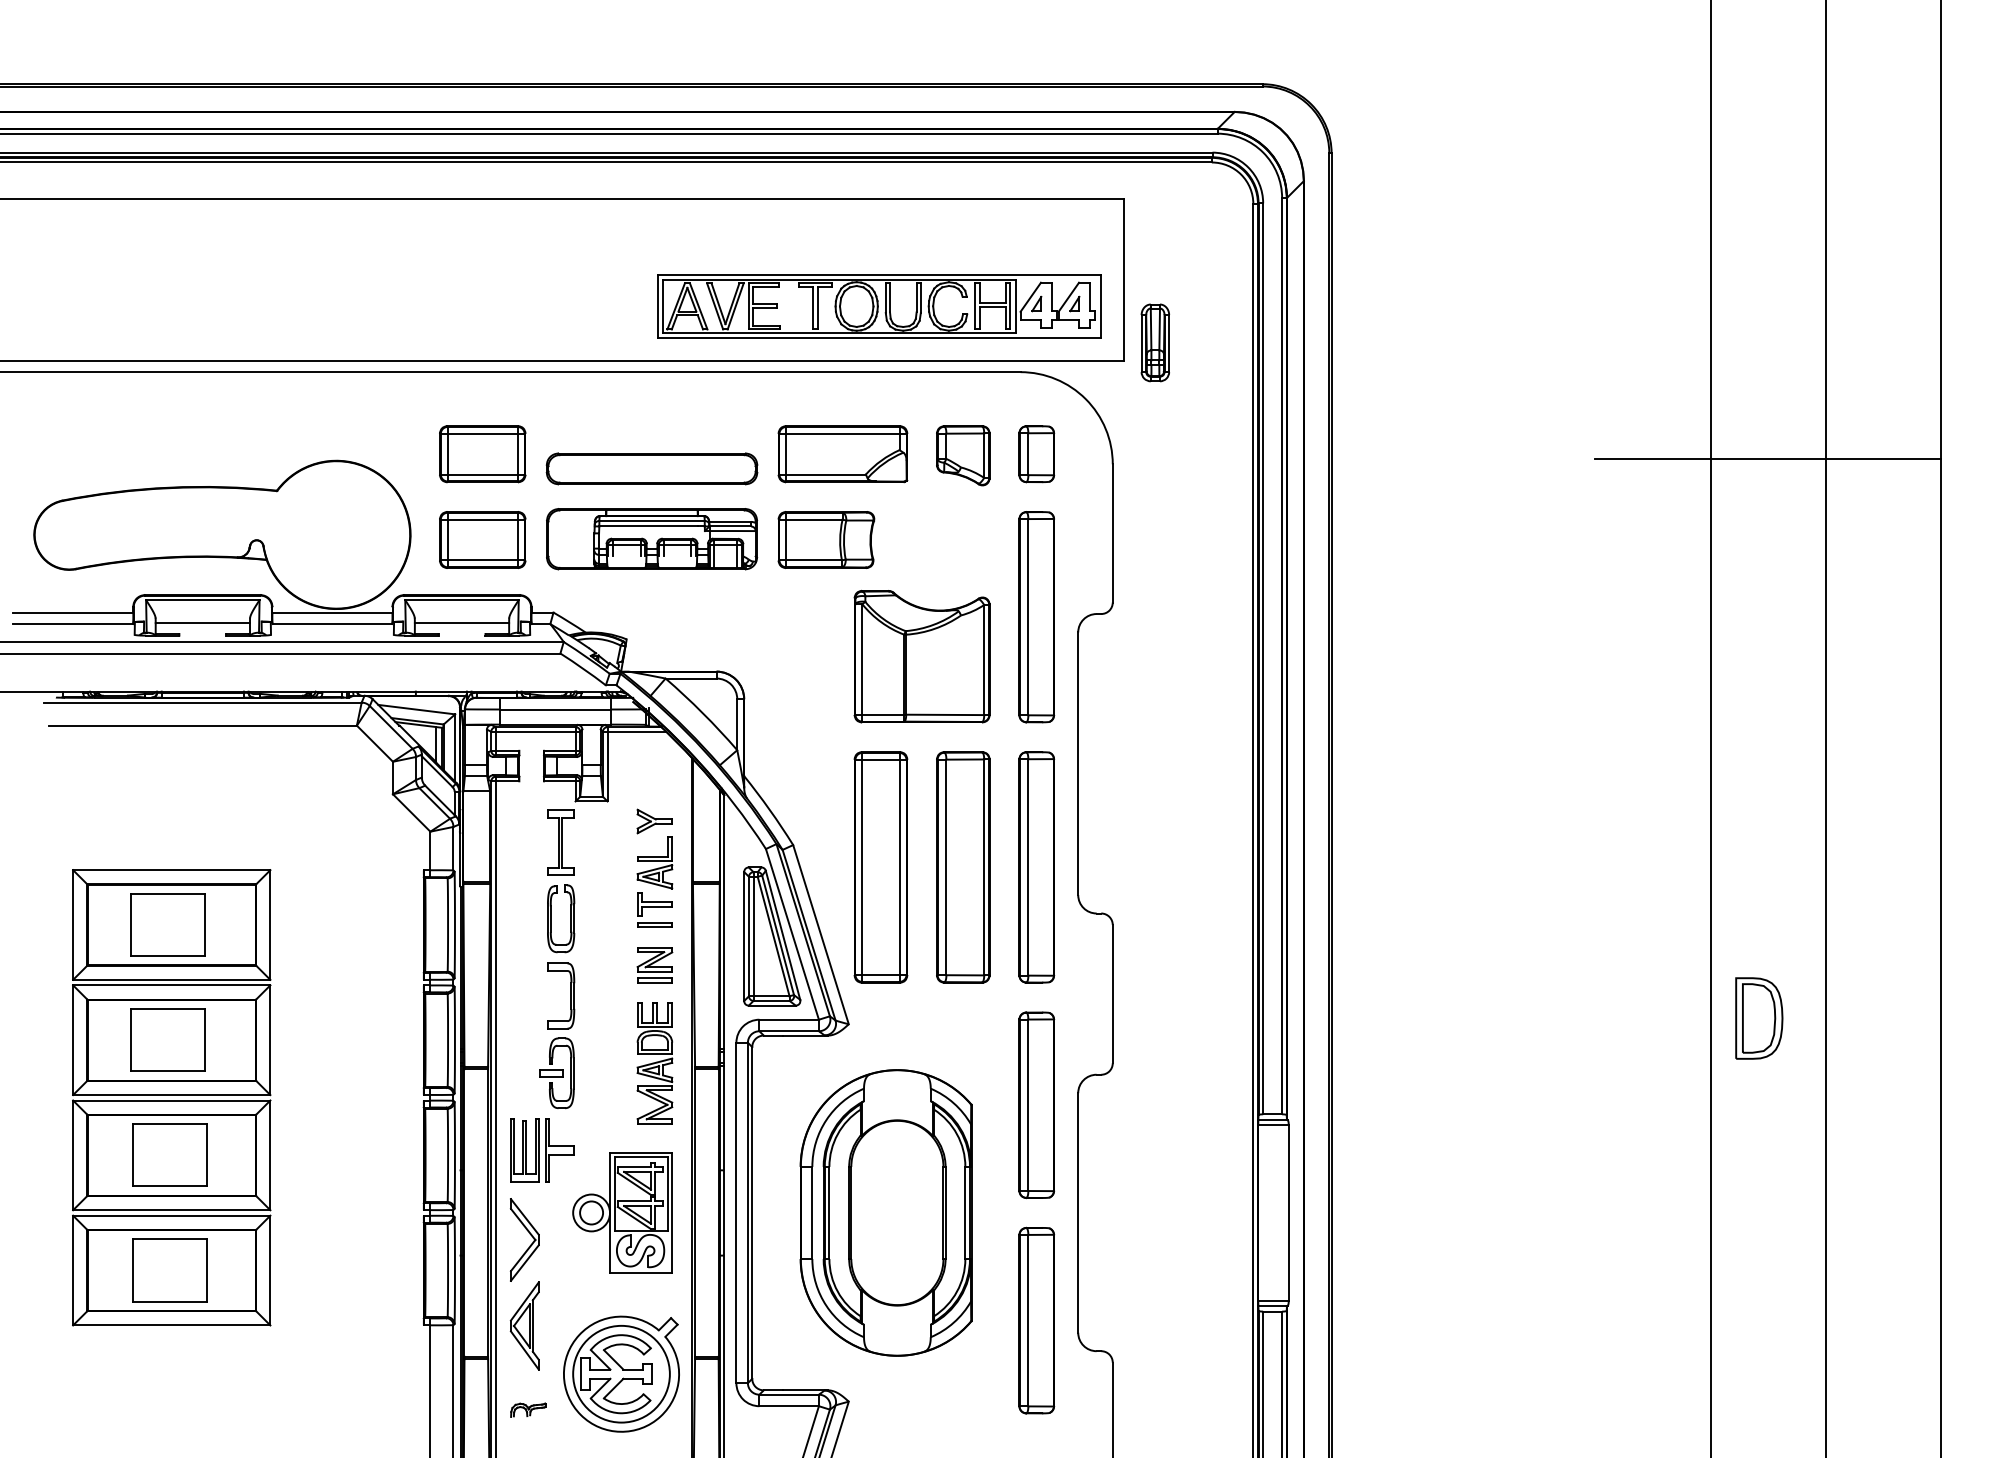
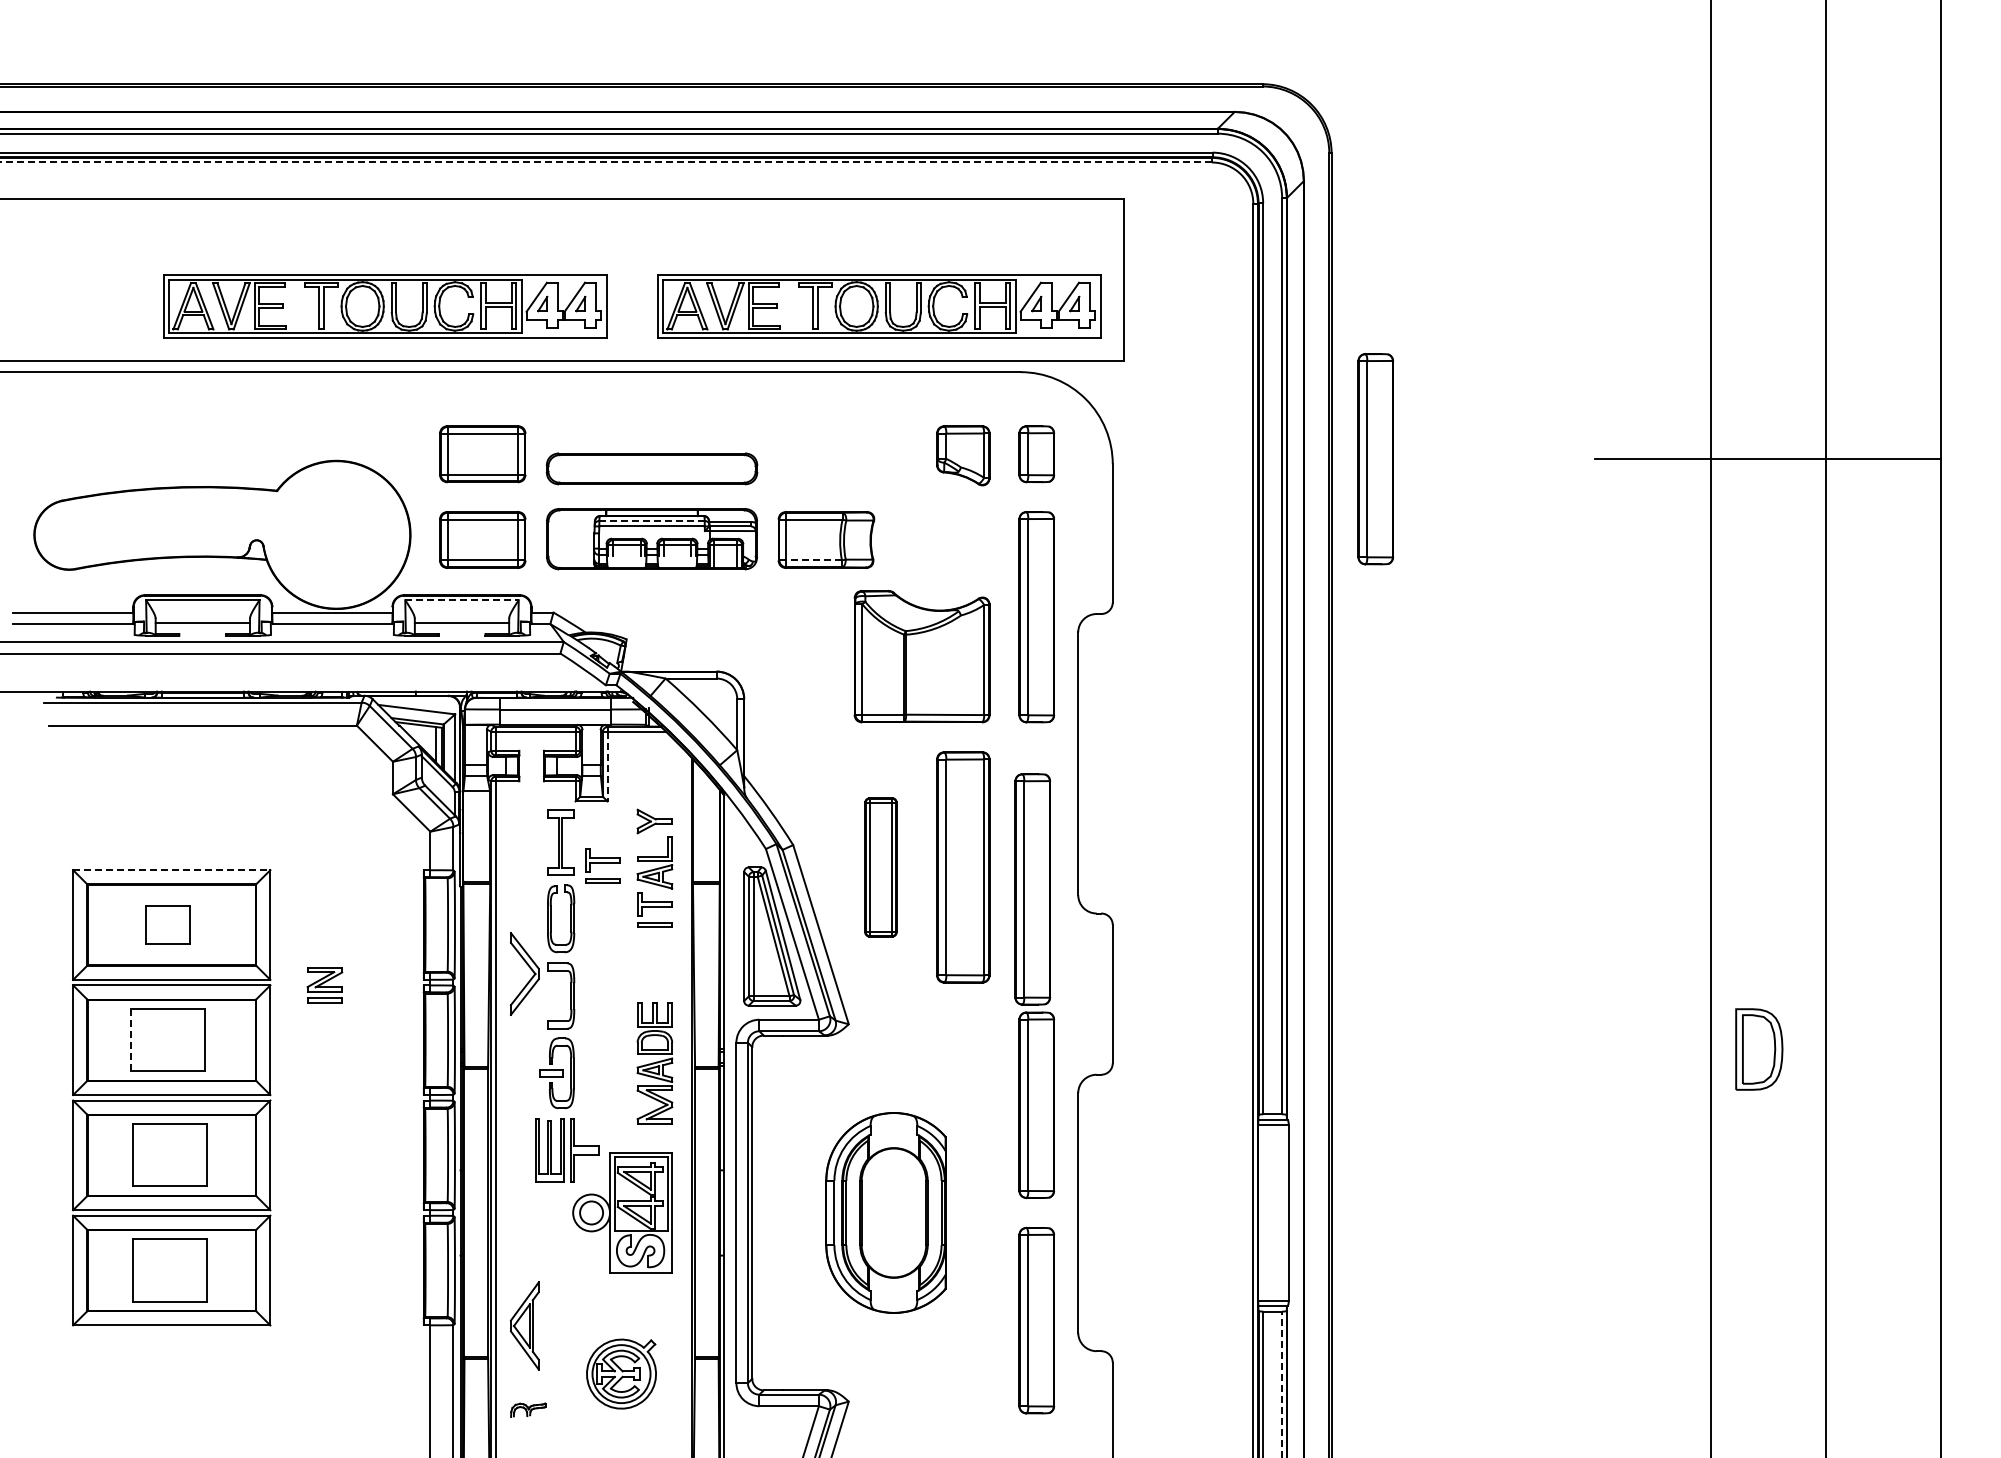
line: solid -> dashed (606, 162)
part: none -> present (385, 306)
part: present -> none (1154, 342)
part: present -> none (842, 454)
part: none -> present (1375, 459)
line: solid -> dashed (652, 521)
line: solid -> dashed (814, 560)
line: solid -> dashed (462, 600)
line: solid -> dashed (607, 766)
part: none -> present (602, 865)
part size: 56x233 px -> 34x141 px (880, 867)
part position: (1036, 867) -> (1032, 889) (1032, 889)
line: solid -> dashed (171, 870)
part size: 76x64 px -> 46x40 px (167, 924)
part position: (654, 965) -> (324, 985) (324, 985)
part position: (1759, 1018) -> (1759, 1049) (1759, 1049)
line: solid -> dashed (131, 1039)
part position: (542, 1150) -> (567, 1150) (567, 1150)
part size: 174x288 px -> 122x202 px (885, 1212)
part position: (529, 1234) -> (529, 968) (529, 968)
part size: 117x118 px -> 71x72 px (621, 1373)
line: solid -> dashed (1282, 1384)
